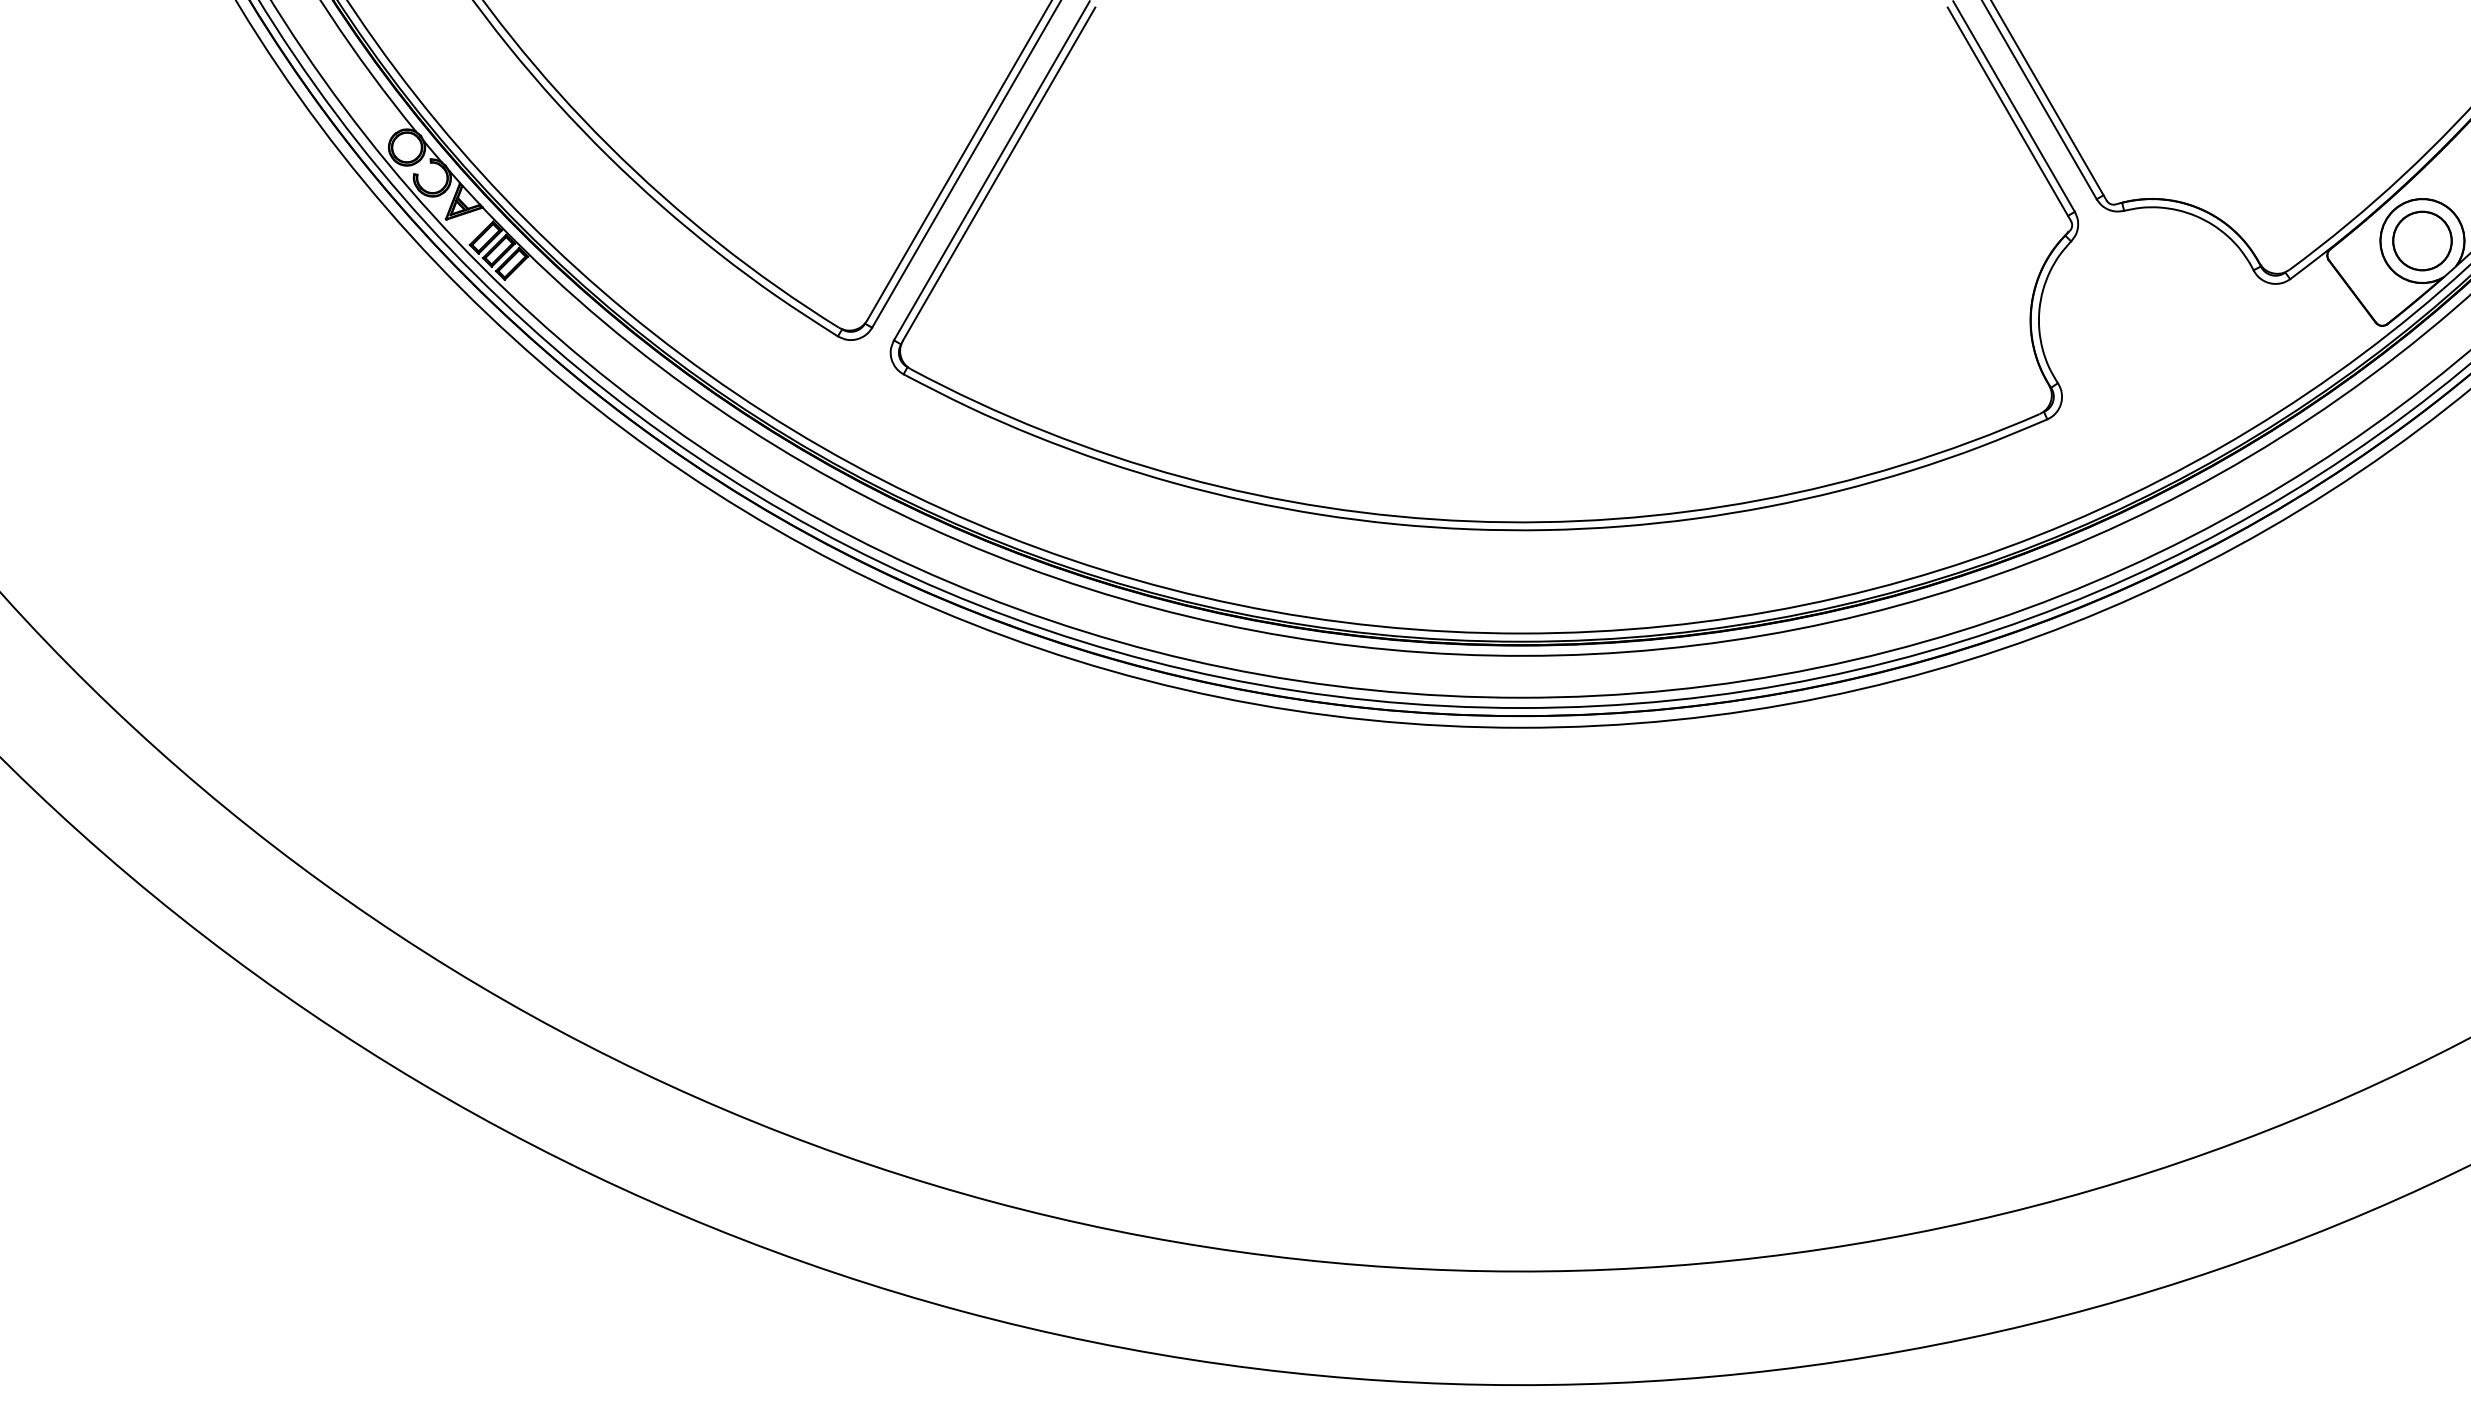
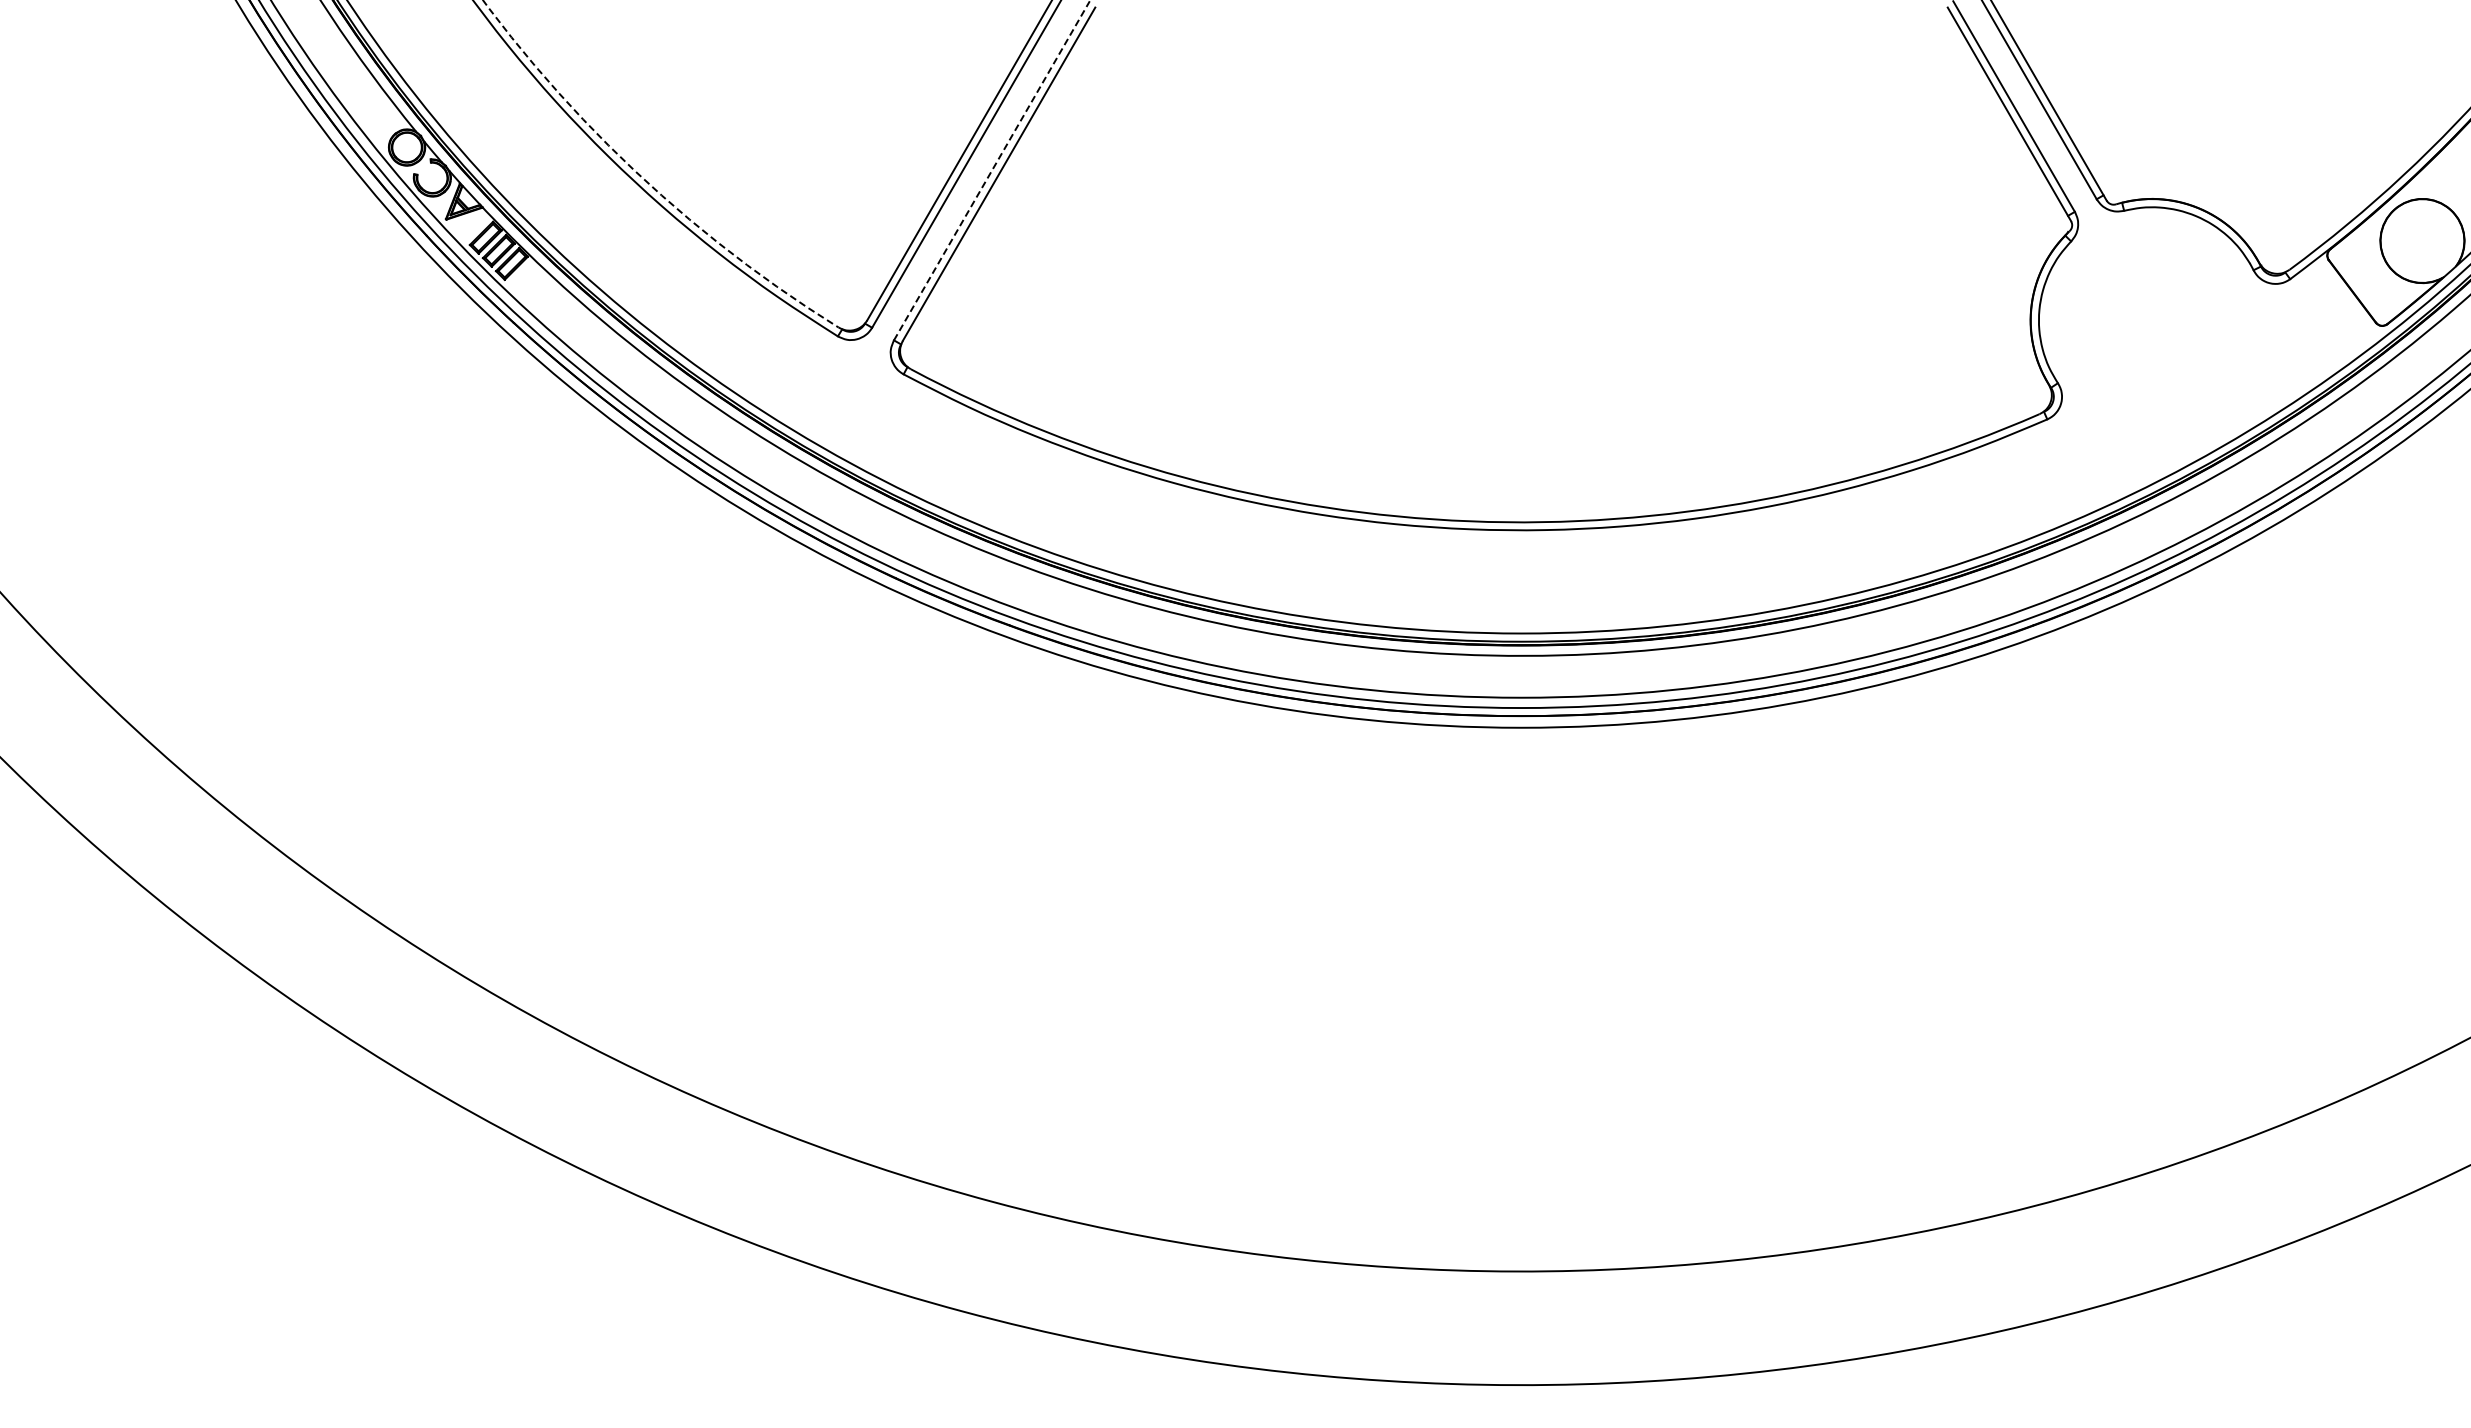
line: solid -> dashed (991, 170)
arc: solid -> dashed (645, 180)
part: present -> none (2422, 240)
